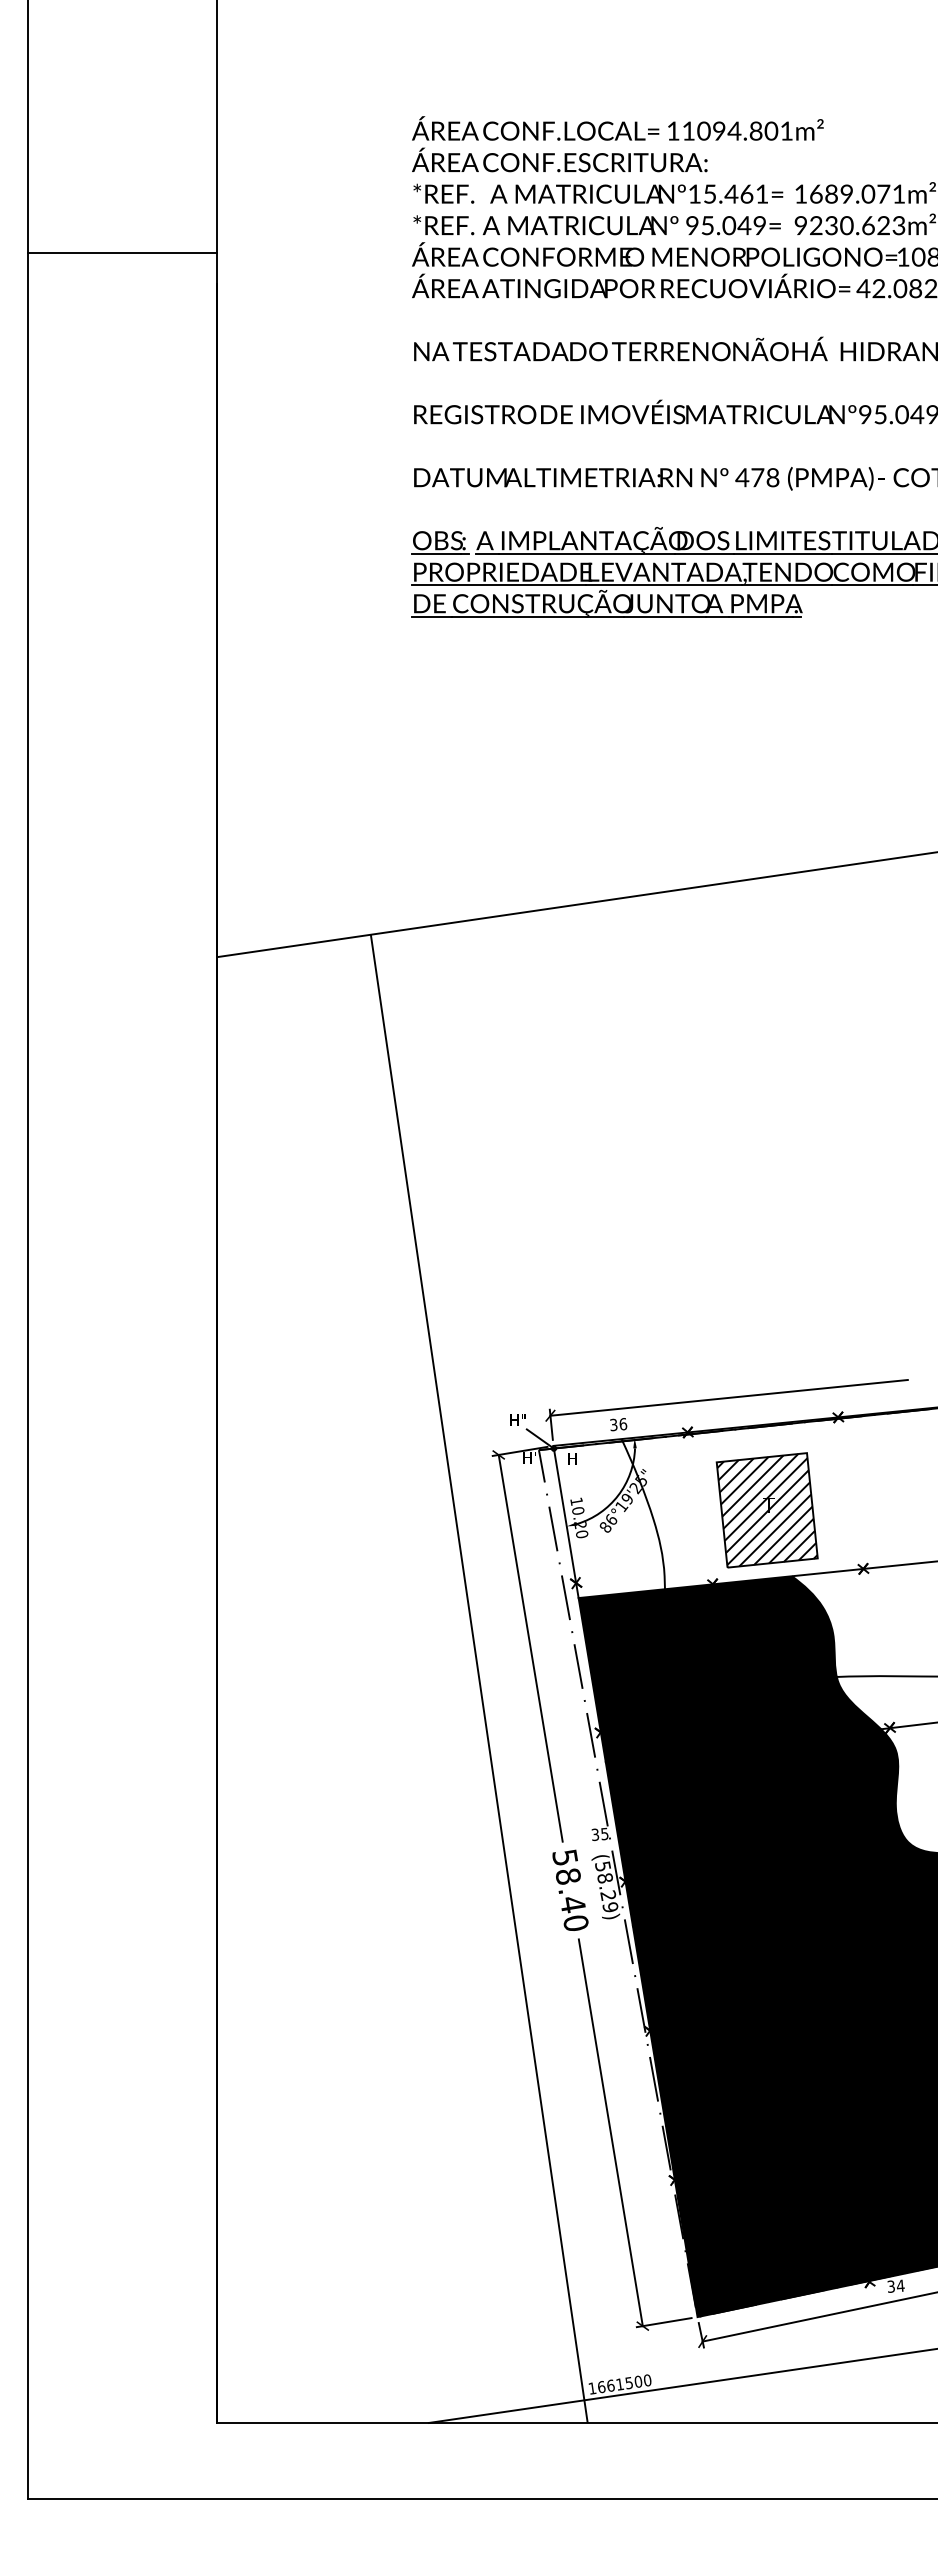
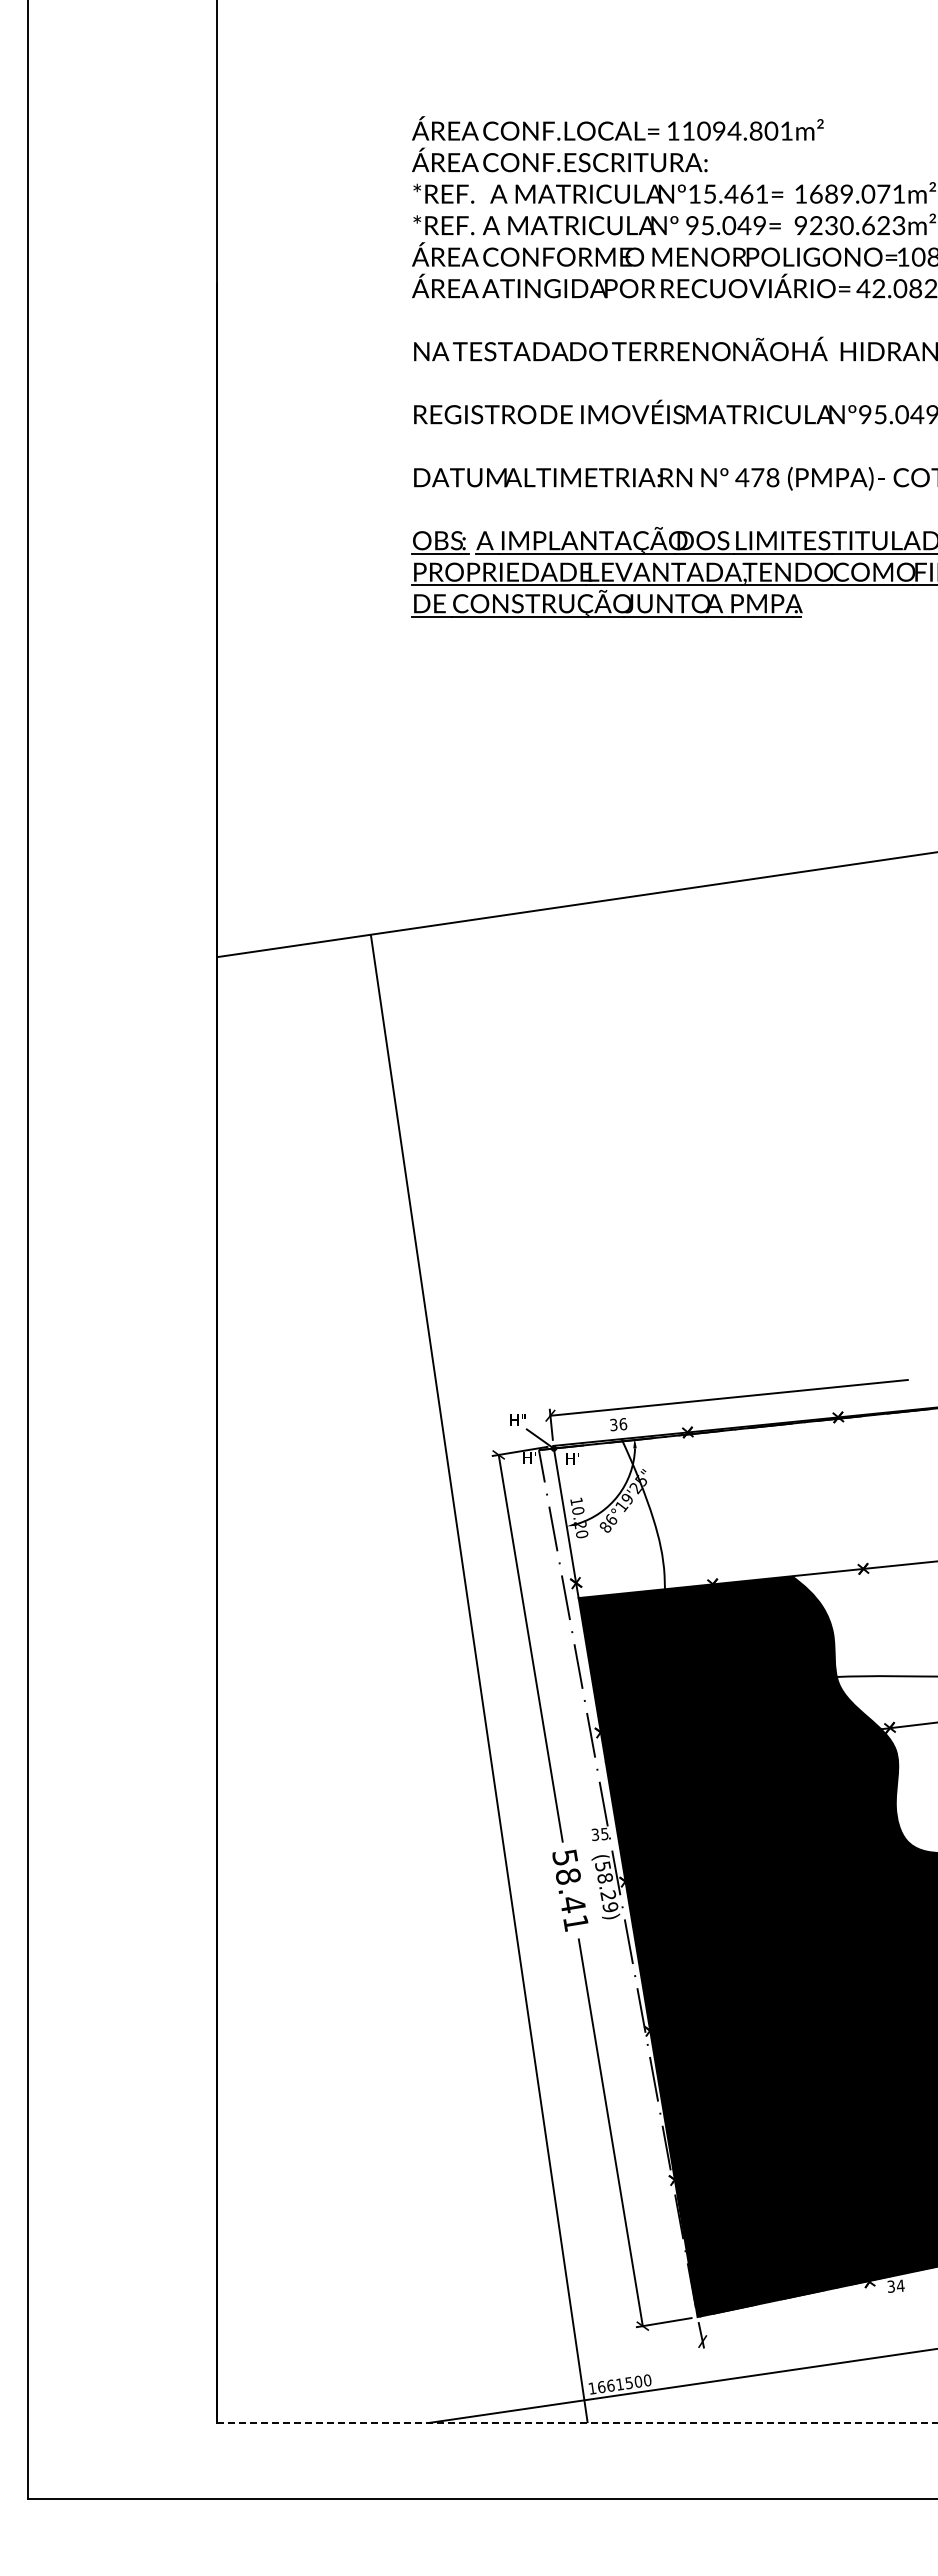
line: present -> none (121, 253)
text: H -> H' (572, 1458)
part: present -> none (766, 1510)
text: 58.40 -> 58.41 (575, 1923)
line: present -> none (818, 2316)
line: solid -> dashed (577, 2423)
